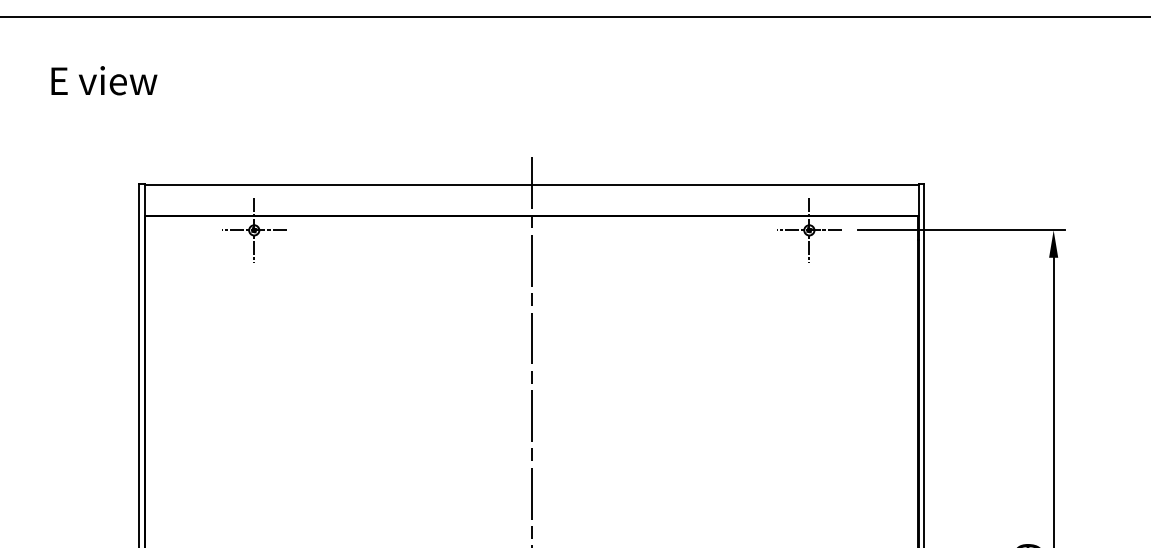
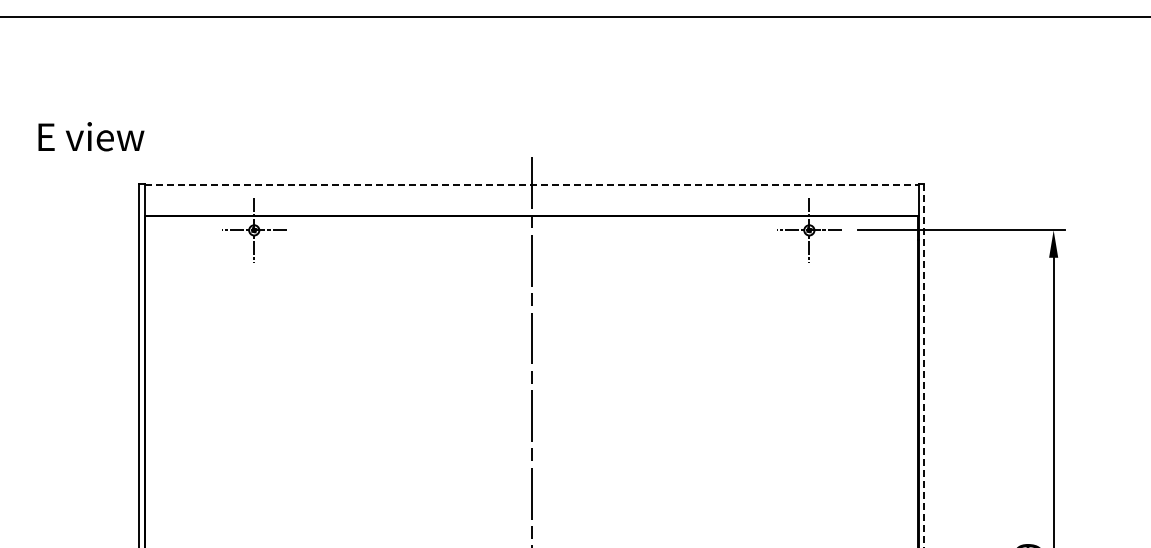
text position: (104, 80) -> (91, 136) (91, 136)
line: solid -> dashed (532, 184)
line: solid -> dashed (924, 365)
